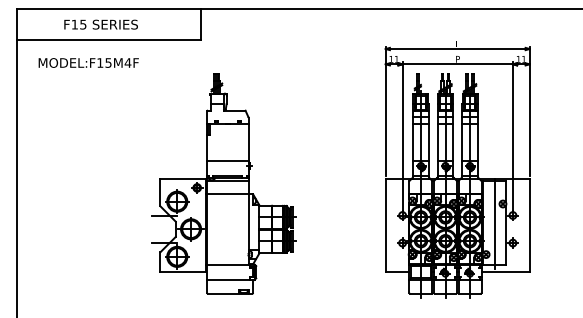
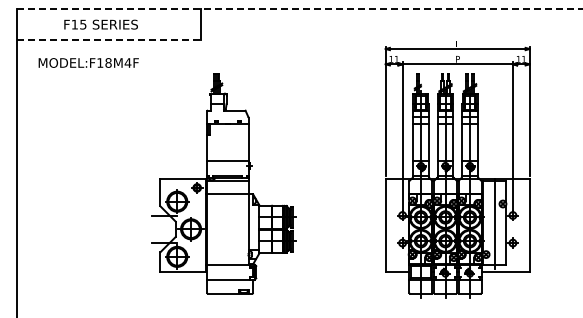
line: solid -> dashed (300, 9)
line: solid -> dashed (109, 40)
text: MODEL:F15M4F -> MODEL:F18M4F (108, 62)
